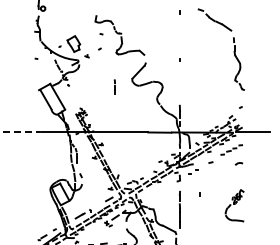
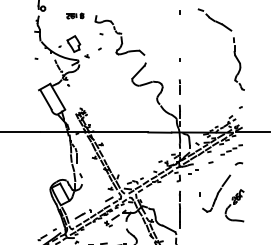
part: none -> present (75, 15)
line position: (114, 86) -> (179, 86) (179, 86)
line: dashed -> solid (20, 132)
part: none -> present (216, 193)
